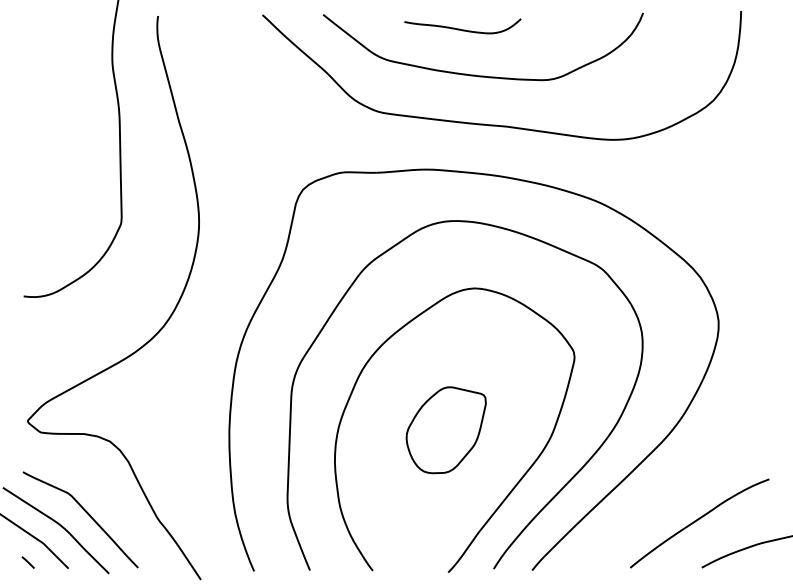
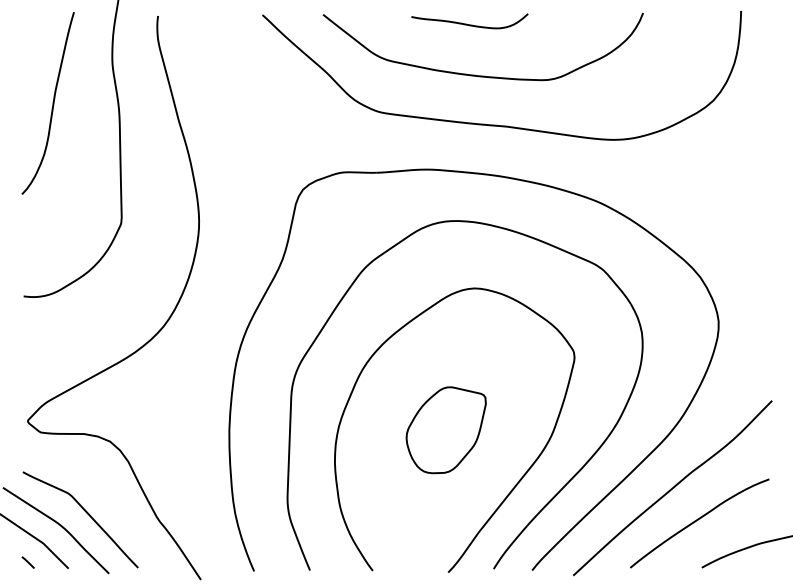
curve position: (462, 29) -> (469, 24) (469, 24)
curve: none -> present (52, 103)
curve: none -> present (672, 487)
